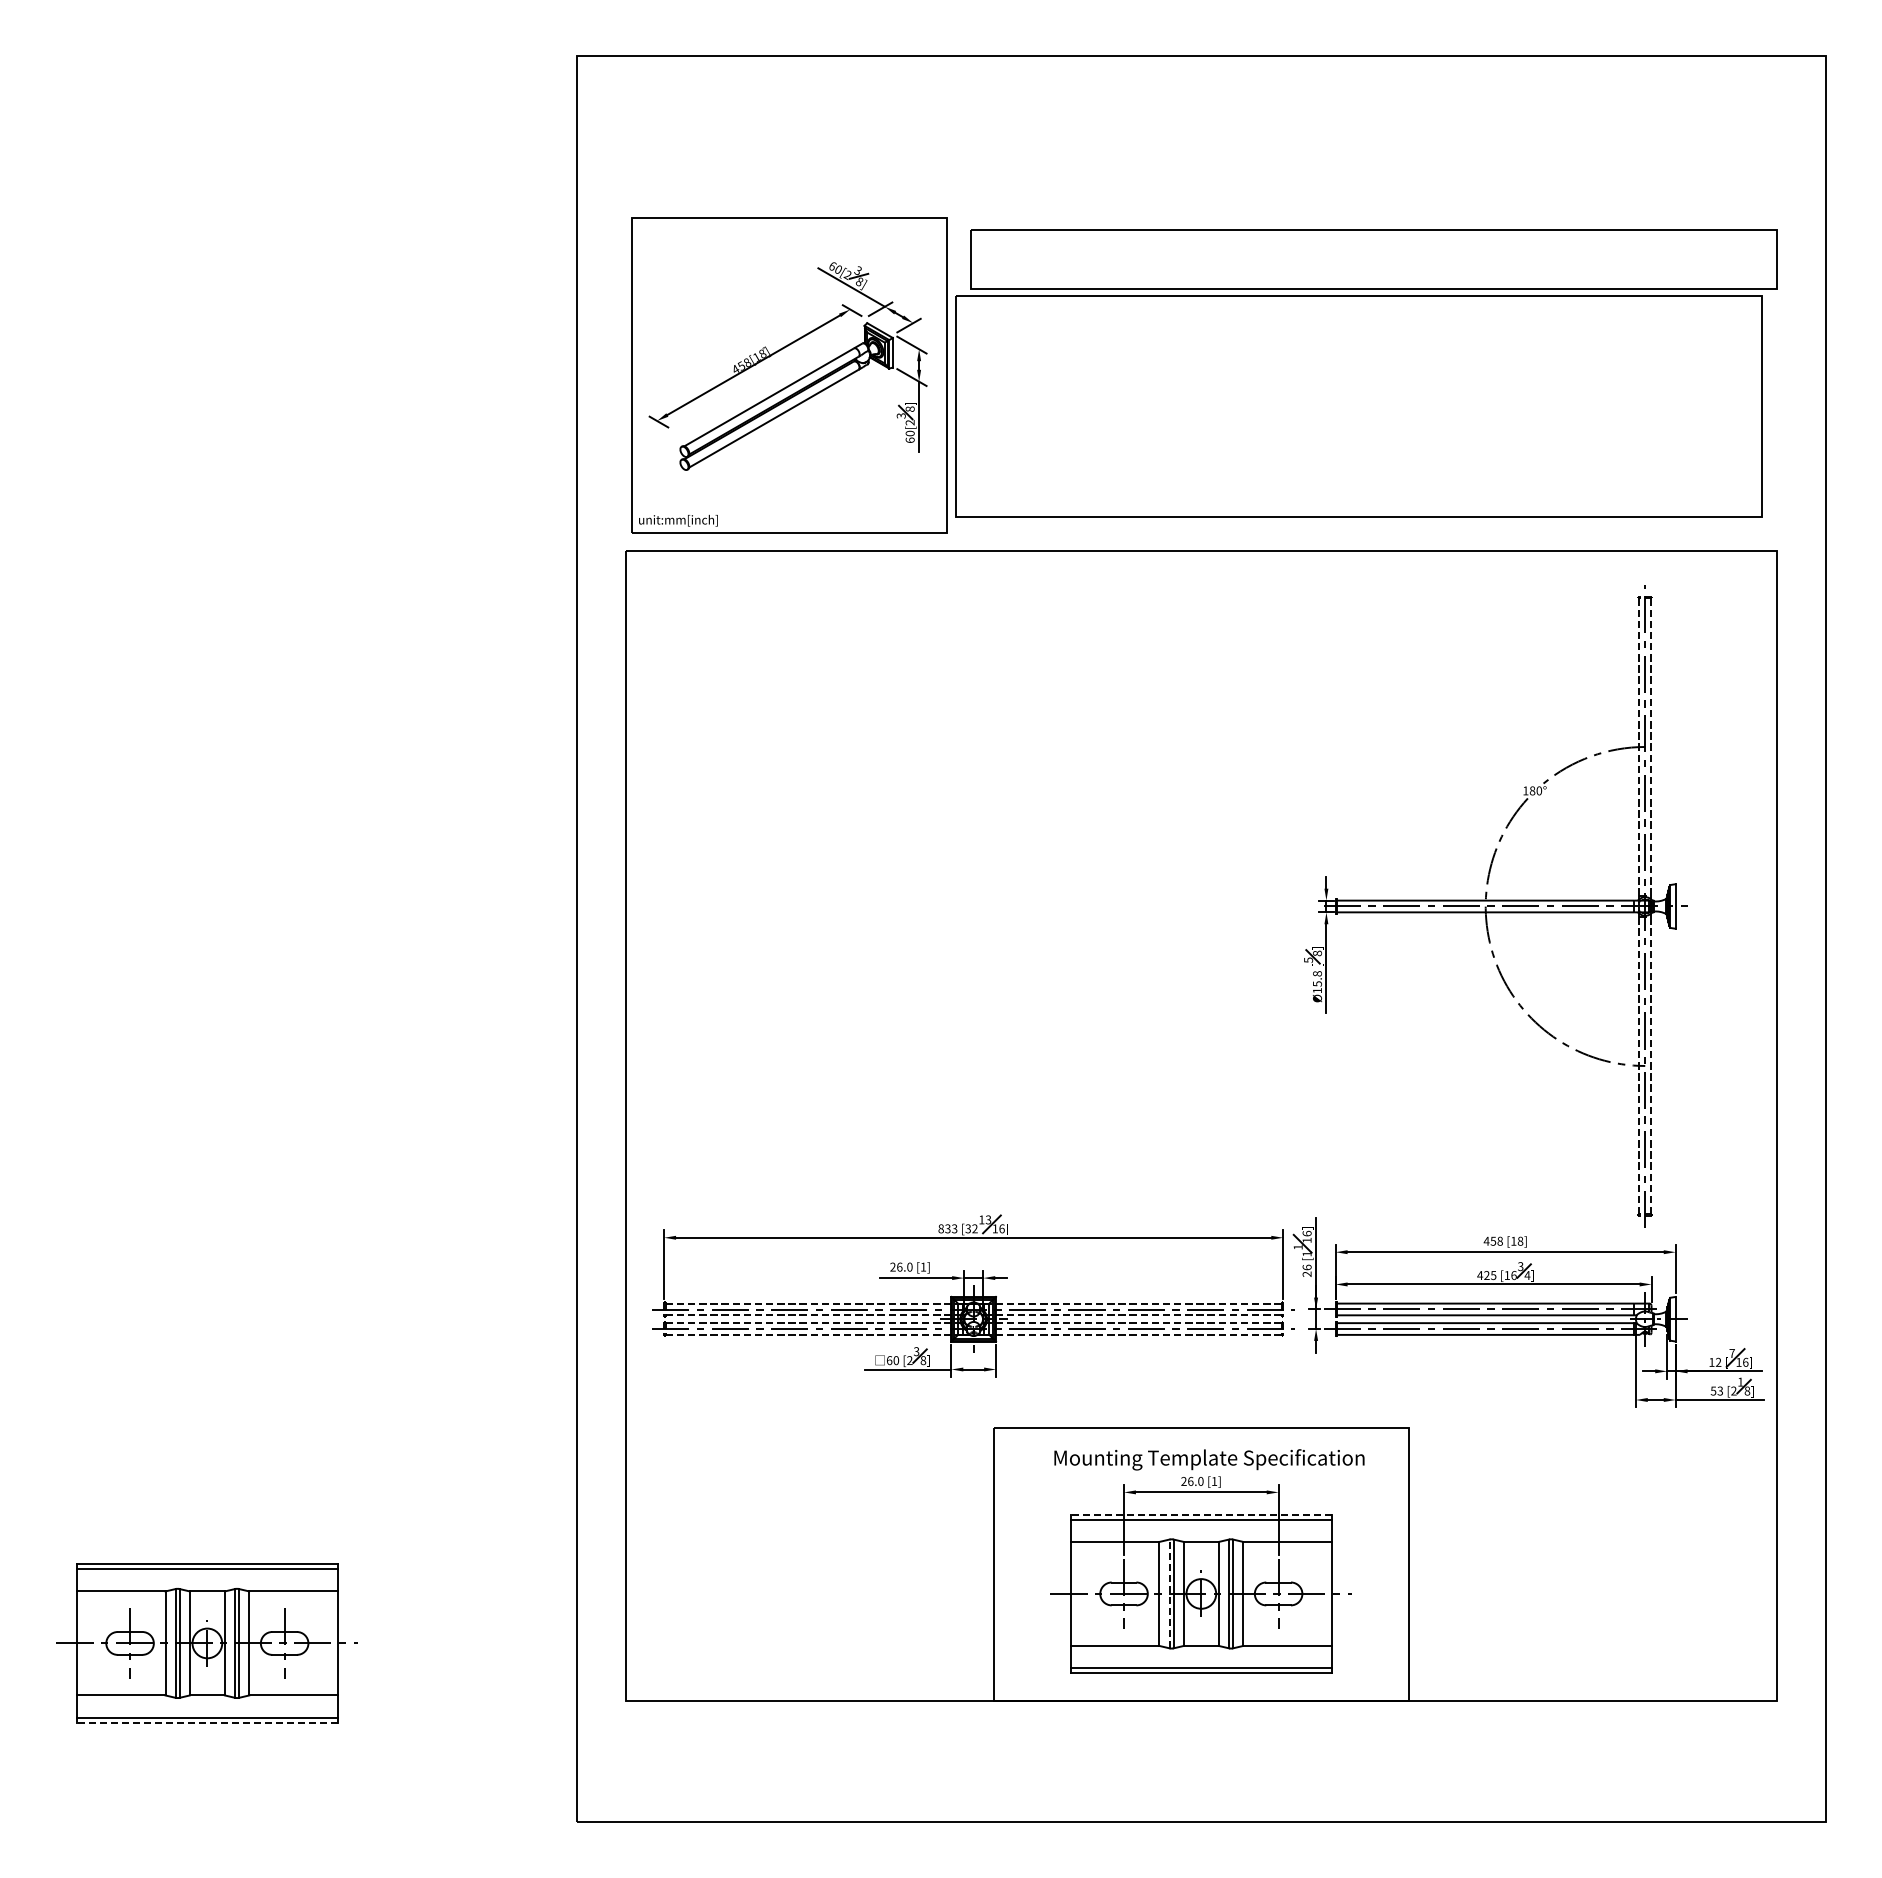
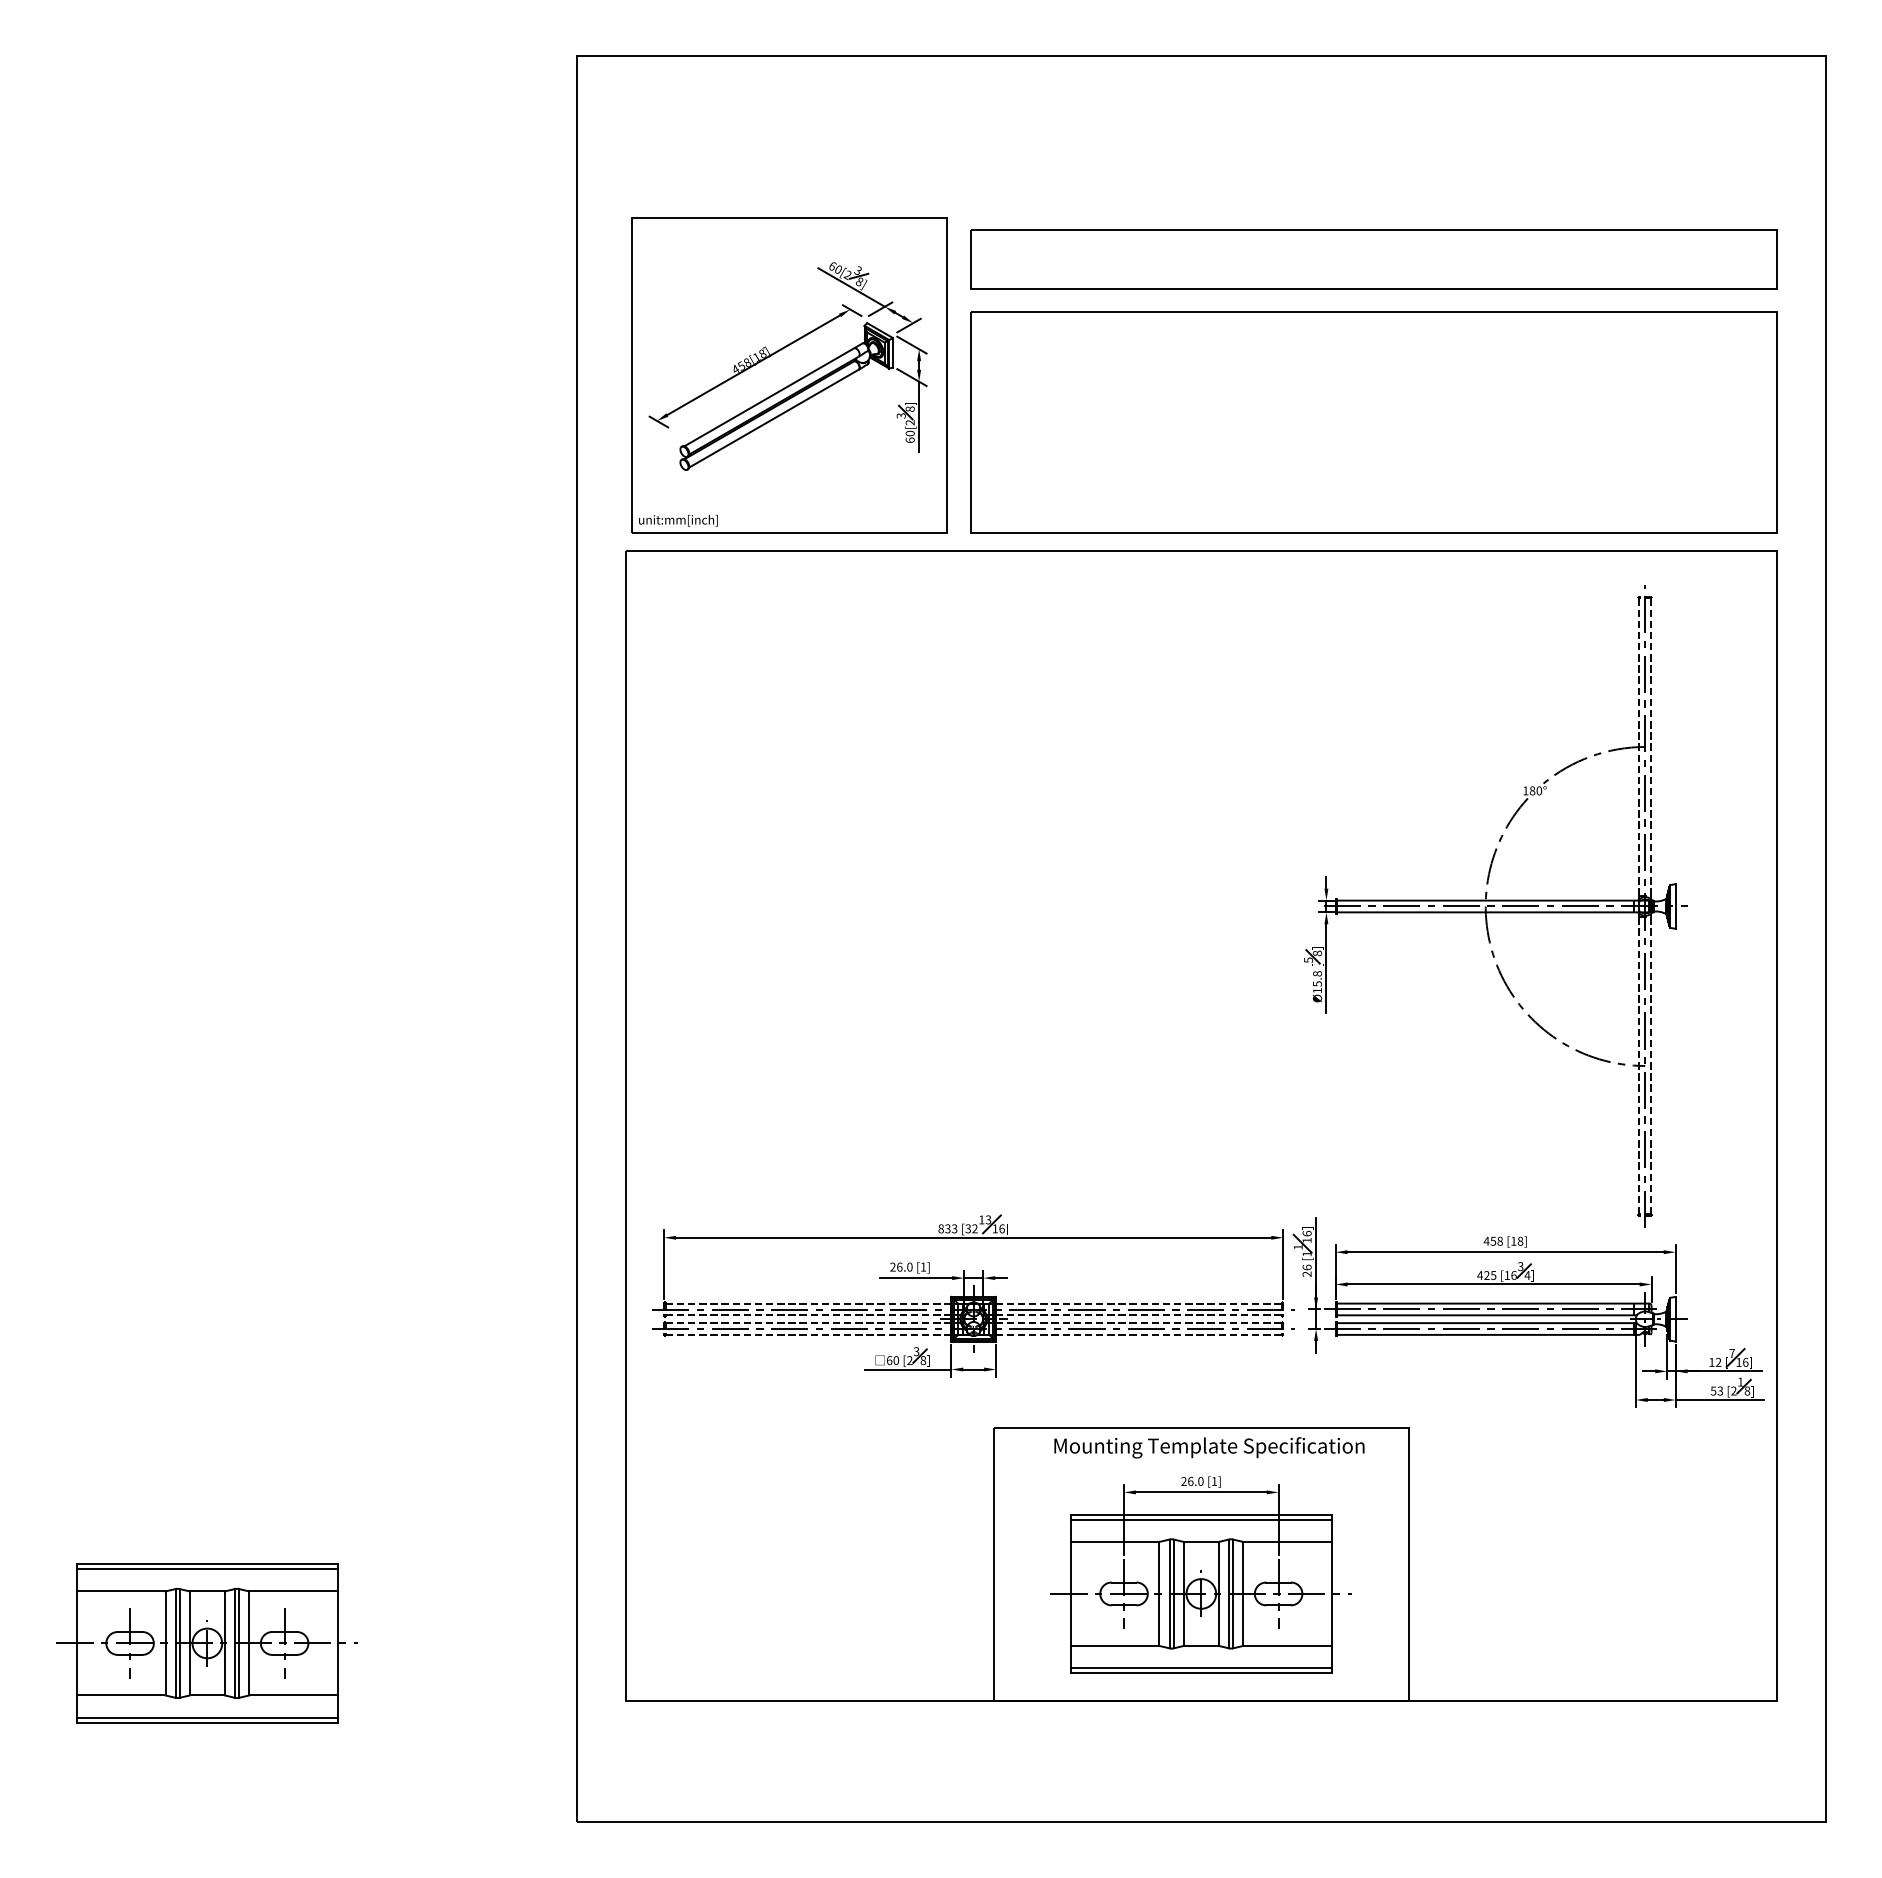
part position: (1358, 406) -> (1373, 422) (1373, 422)
text position: (1209, 1459) -> (1209, 1447) (1209, 1447)
line: dashed -> solid (1200, 1514)
line: dashed -> solid (1169, 1593)
line: dashed -> solid (206, 1722)
